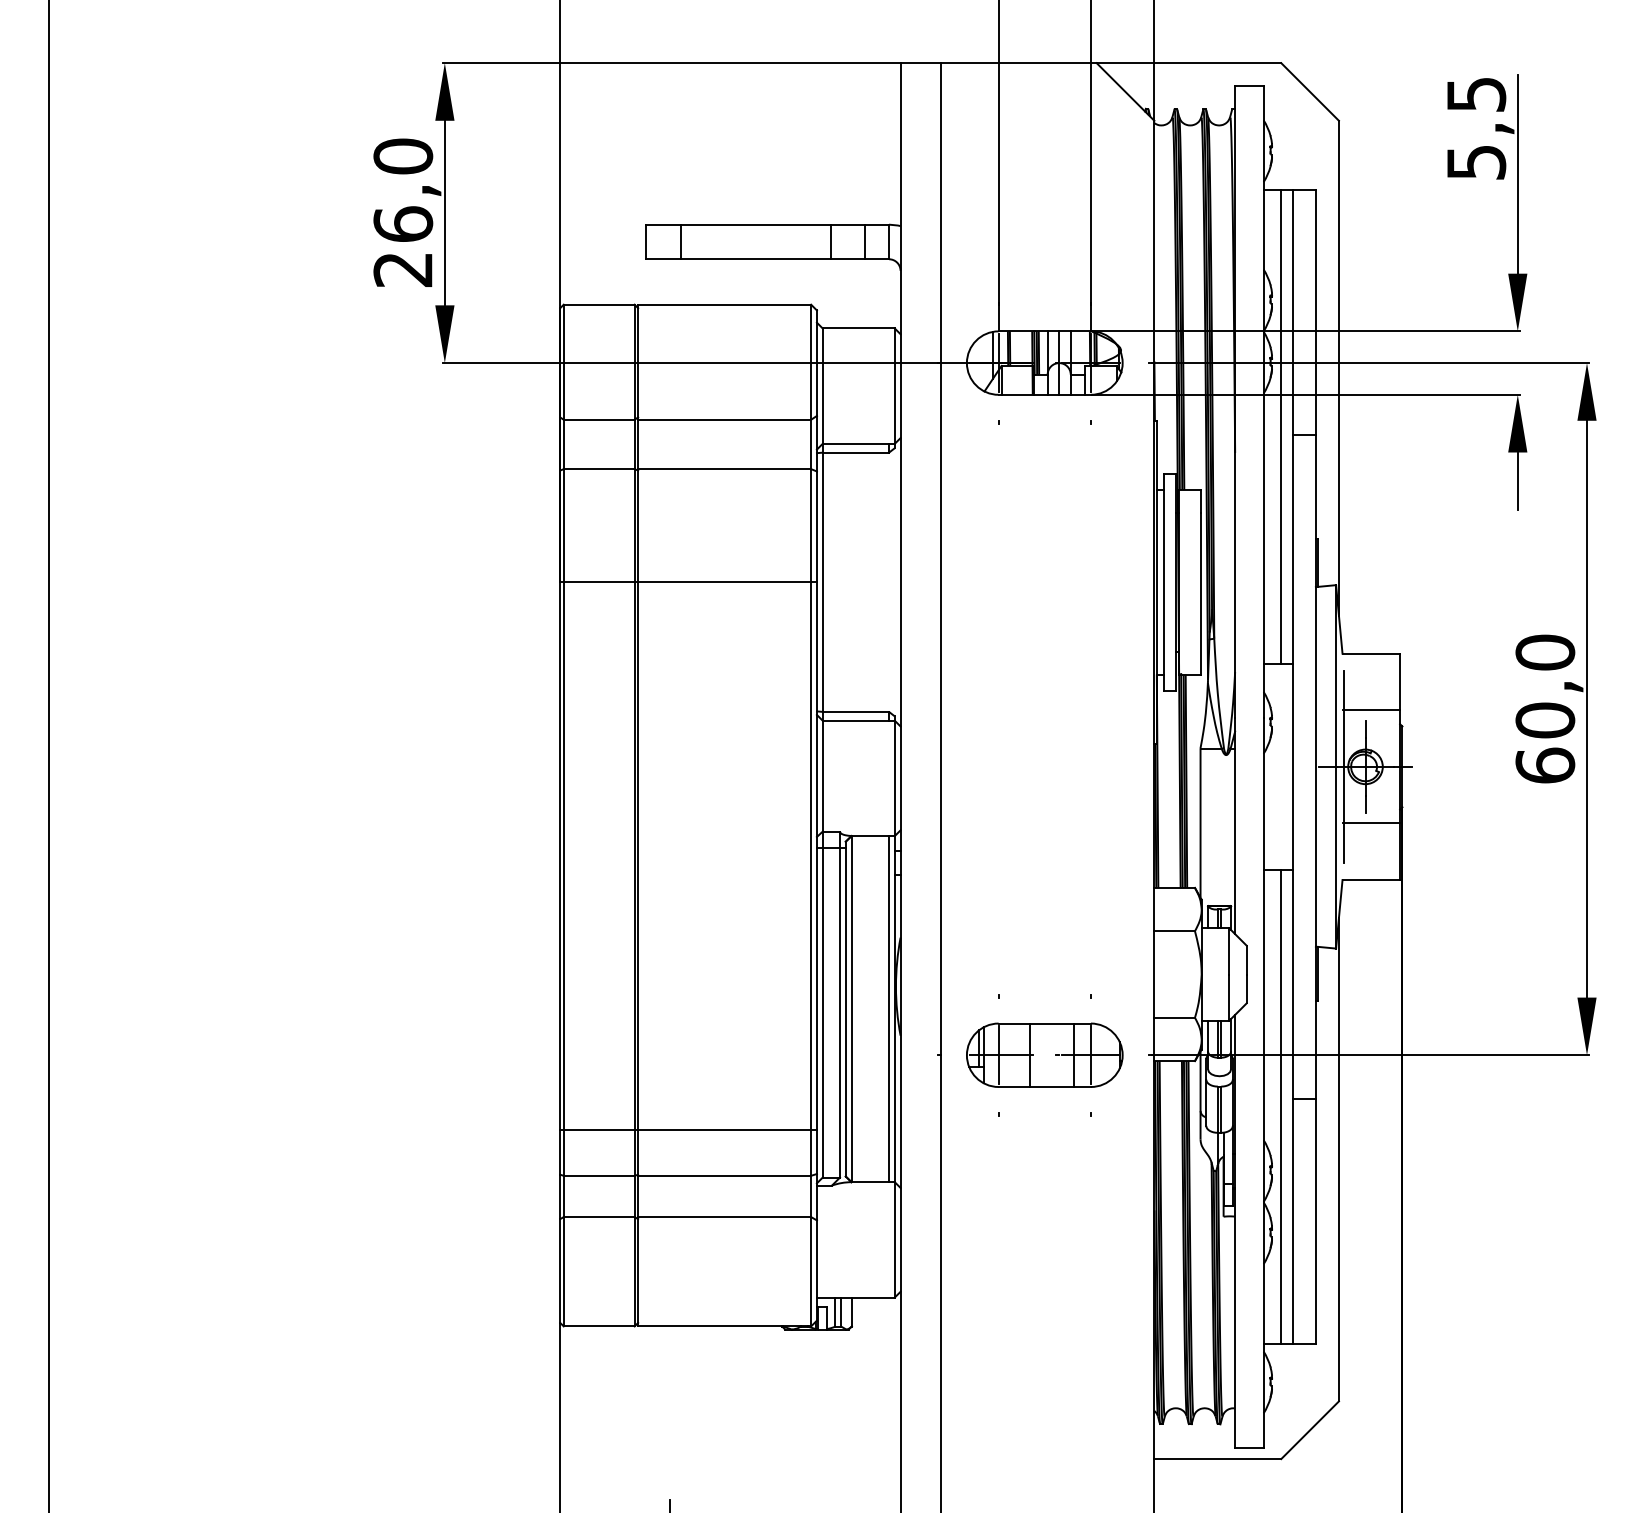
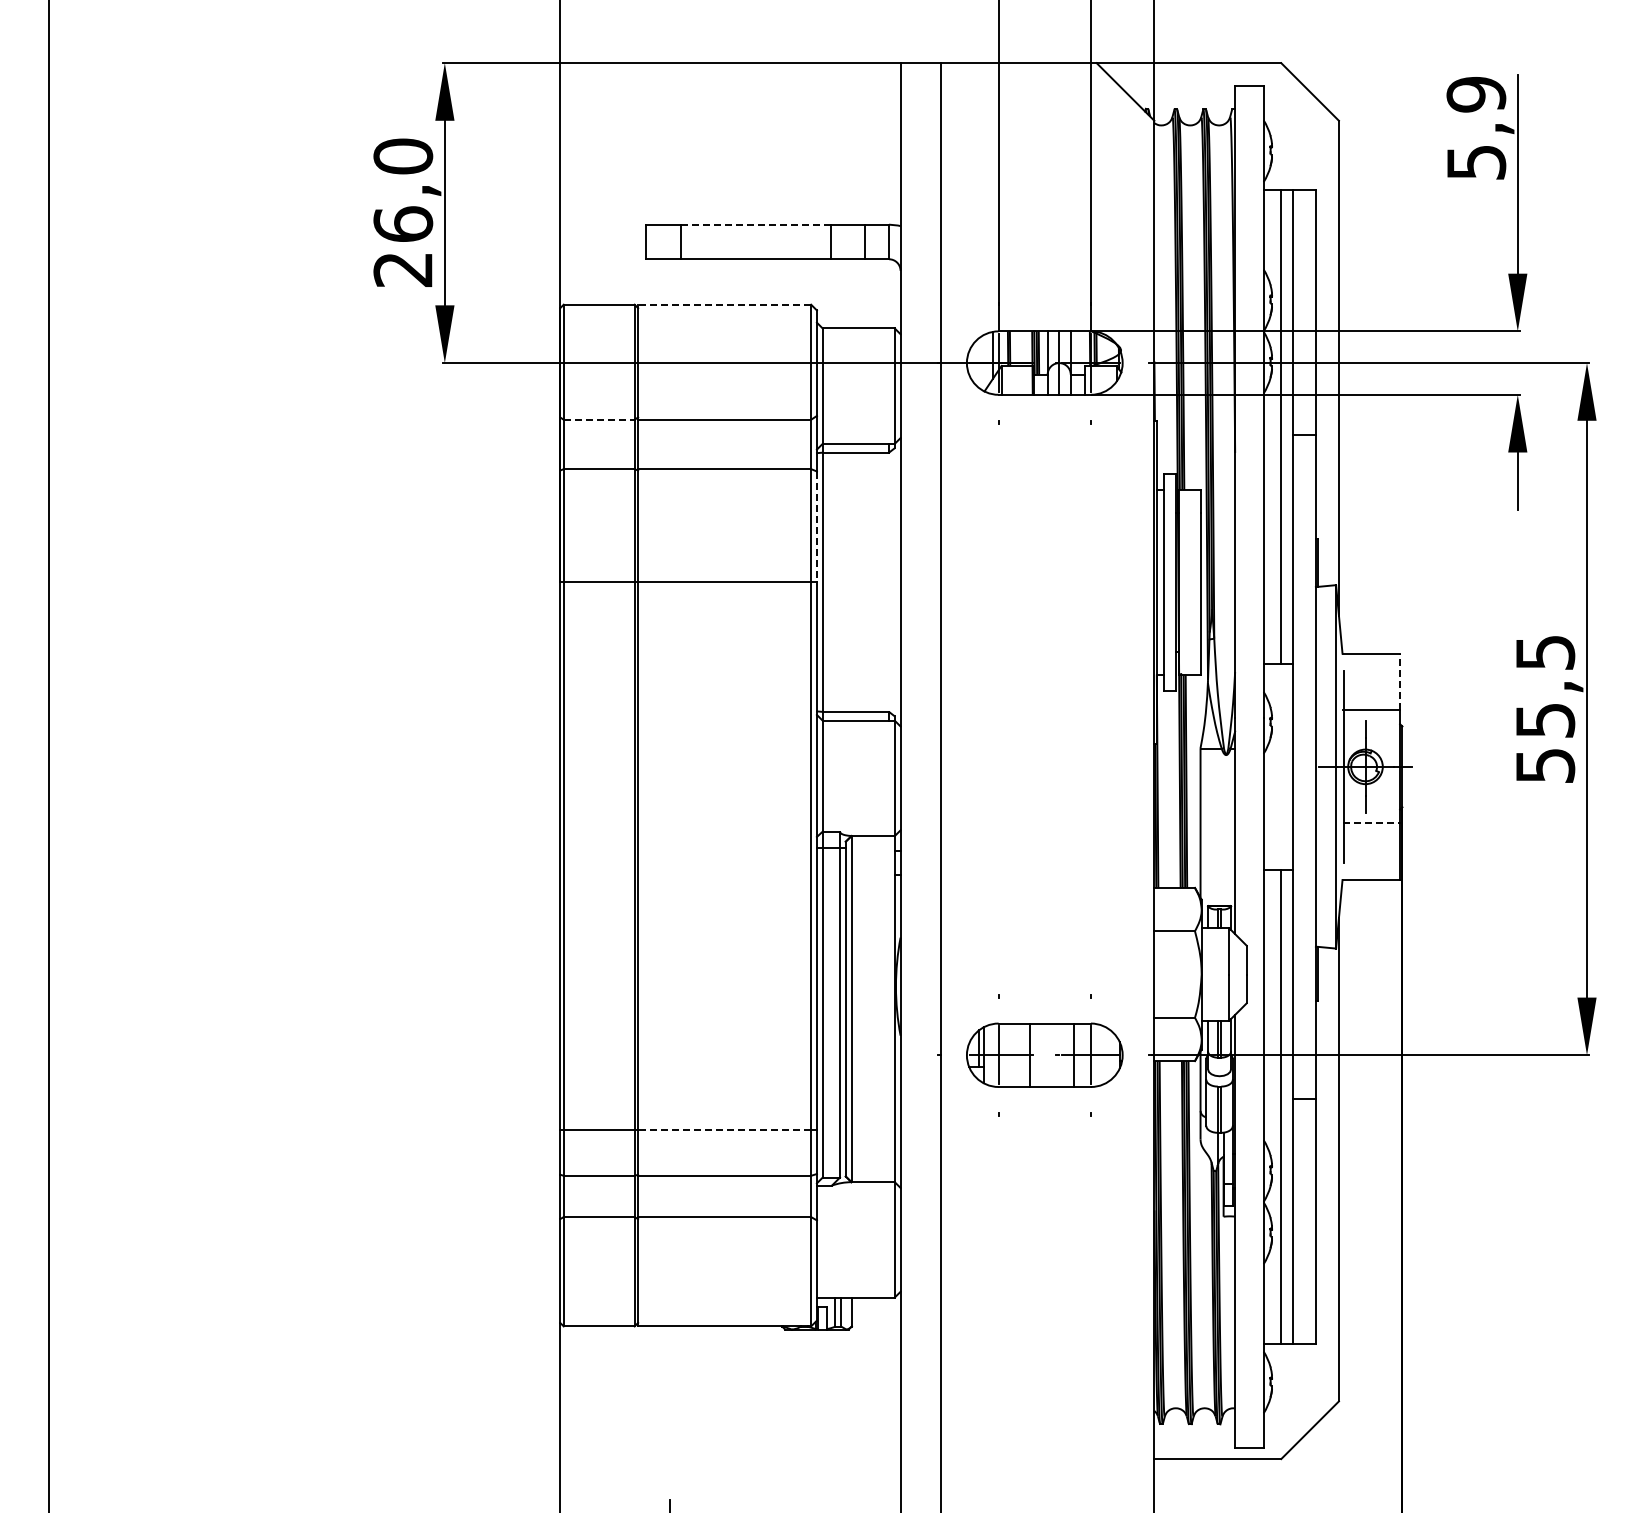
text: 5,5 -> 5,9 (1476, 94)
line: solid -> dashed (755, 224)
line: solid -> dashed (724, 304)
line: solid -> dashed (599, 419)
line: solid -> dashed (816, 527)
line: solid -> dashed (1400, 681)
text: 60,0 -> 55,5 (1545, 708)
line: solid -> dashed (1371, 823)
line: present -> none (889, 1009)
line: solid -> dashed (724, 1130)
